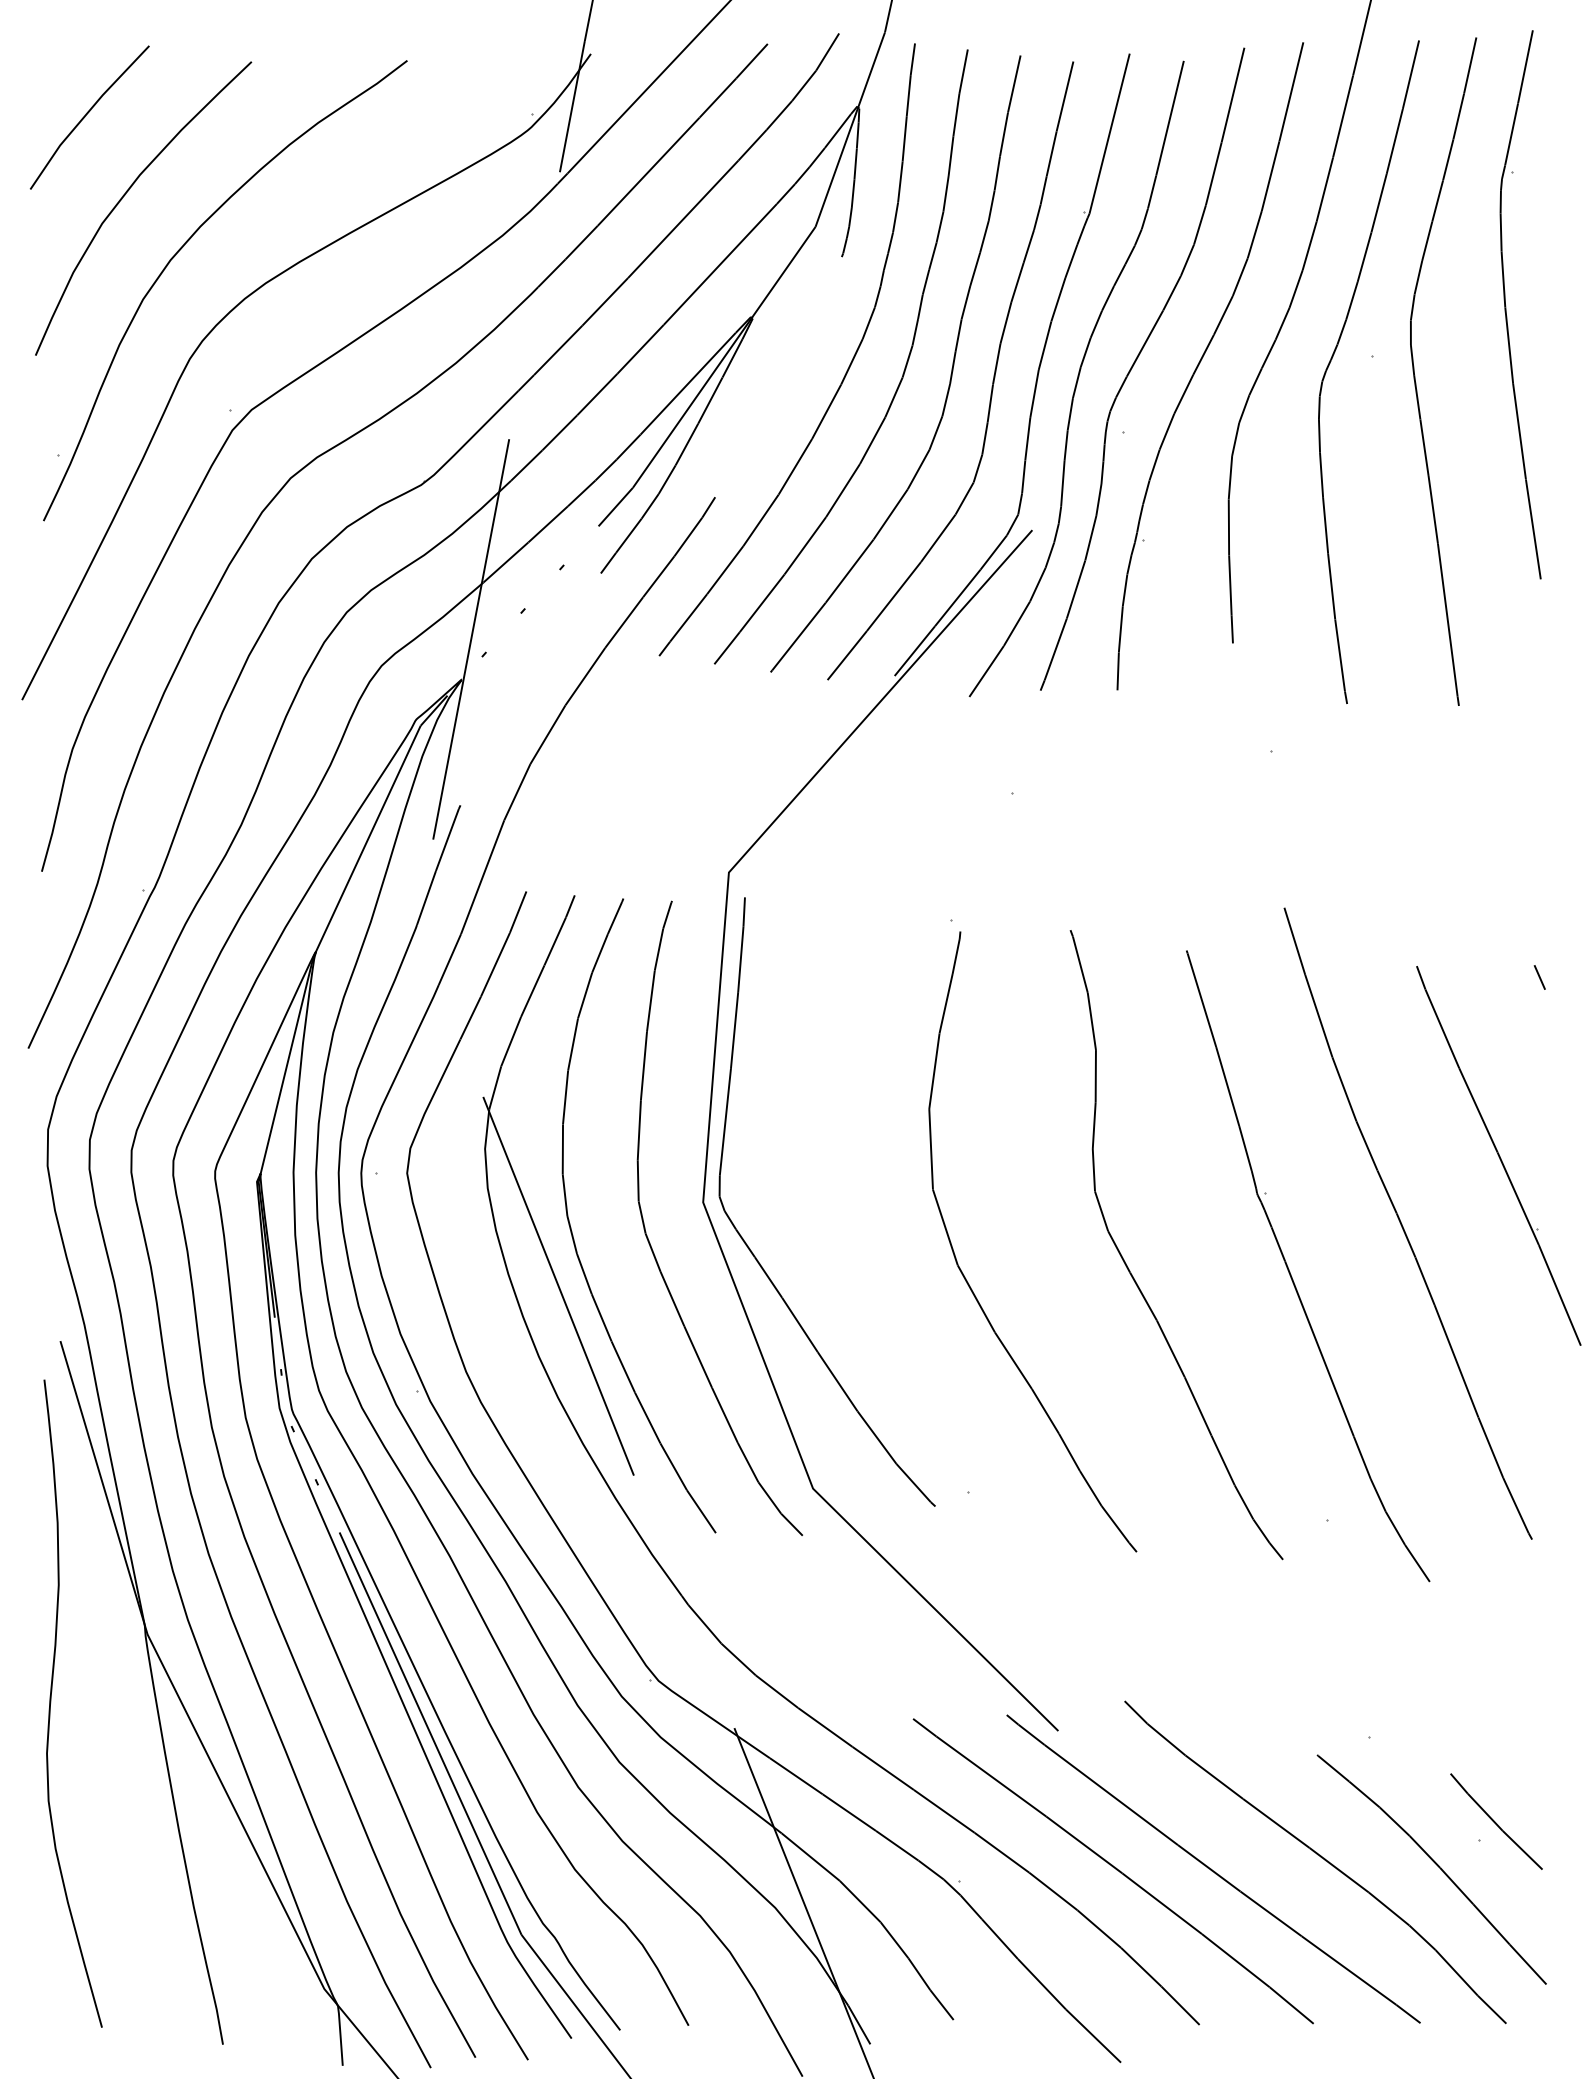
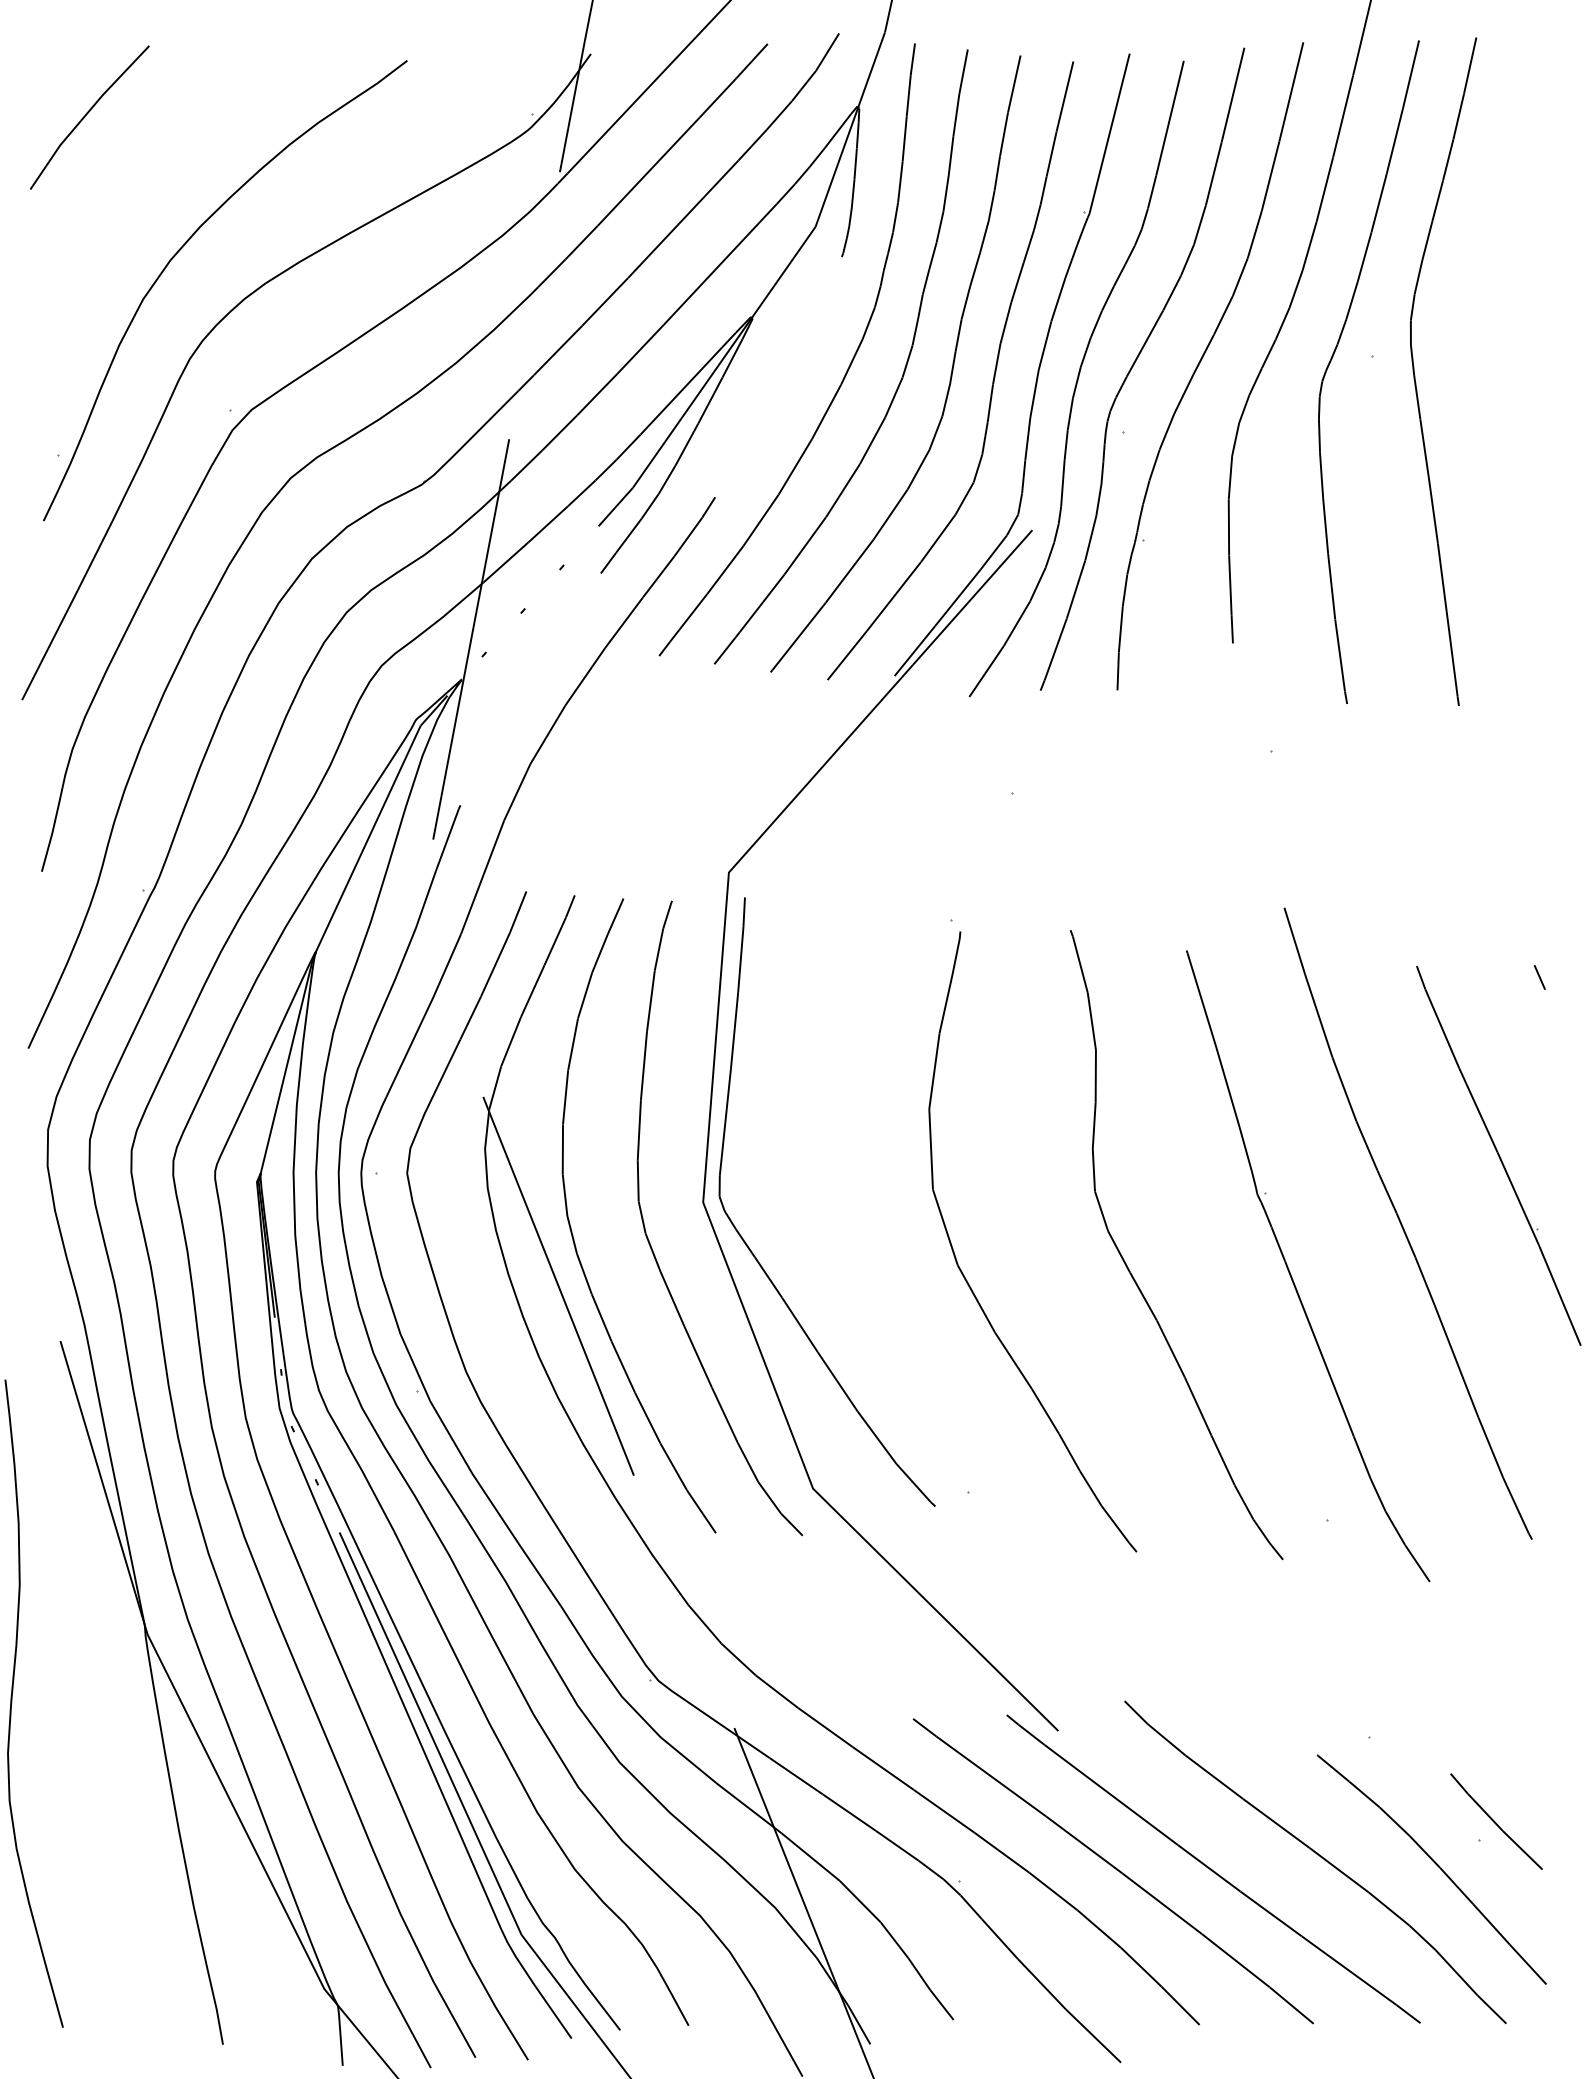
curve: present -> none (125, 195)
part: present -> none (1506, 306)
curve position: (51, 1703) -> (12, 1703) (12, 1703)
